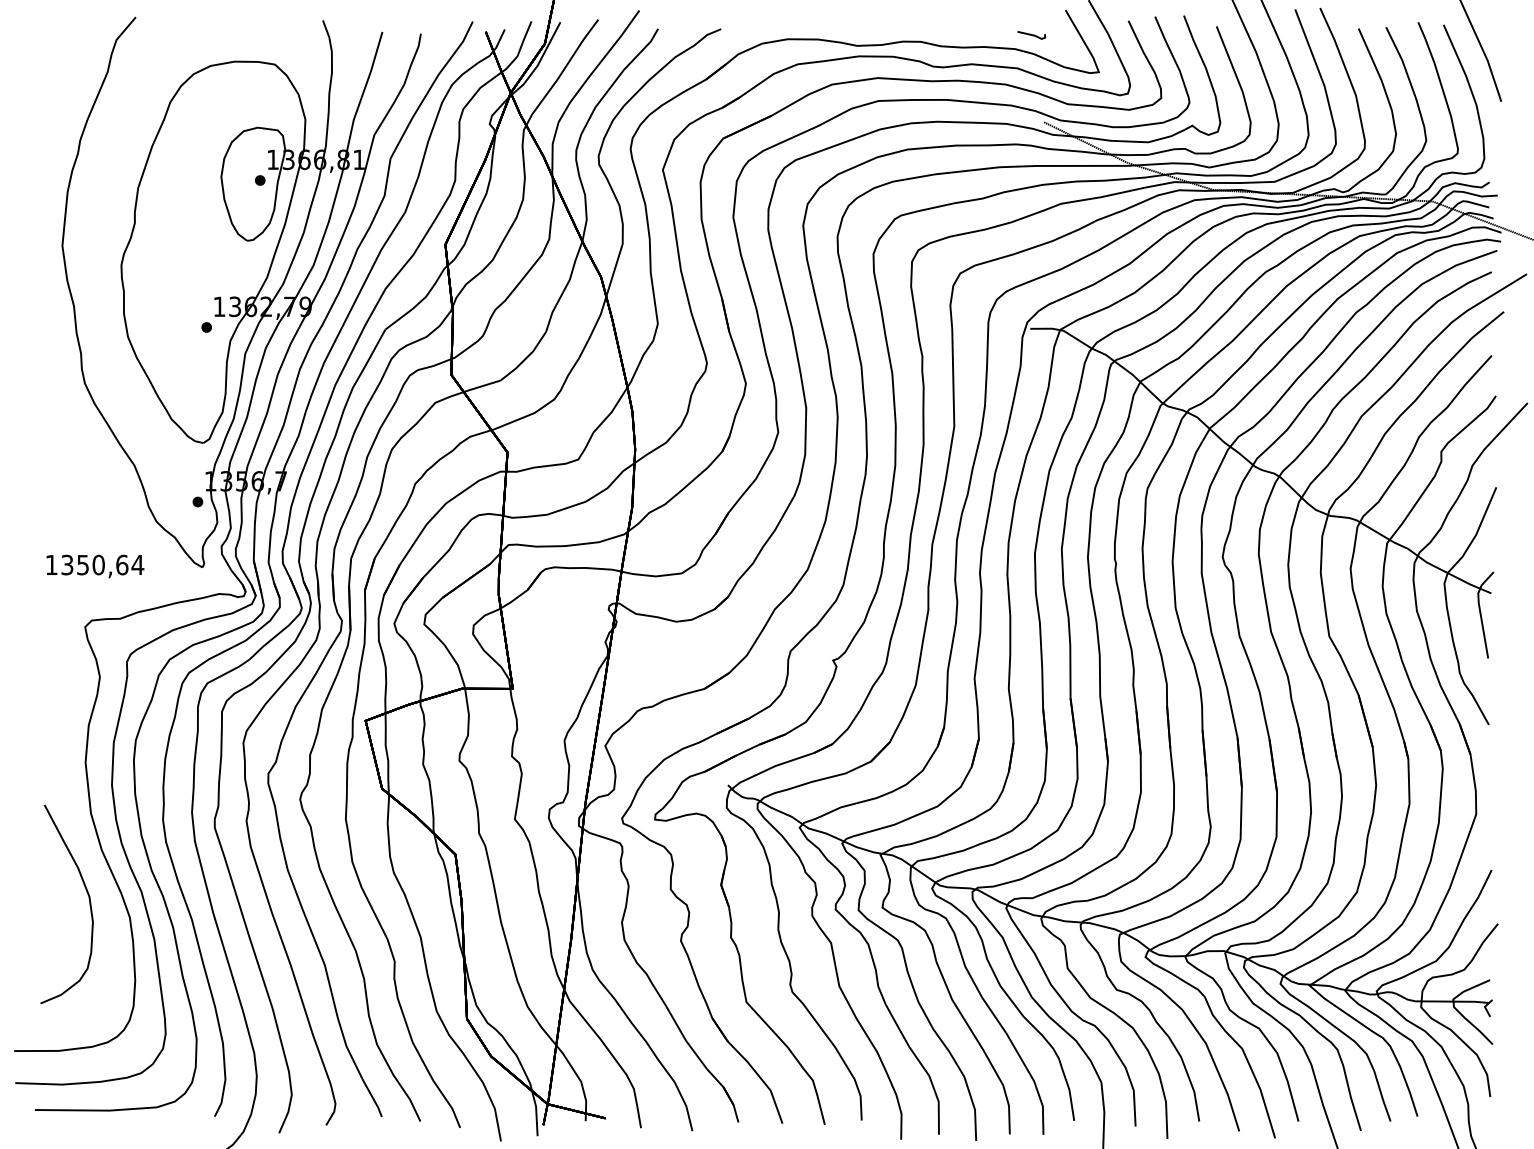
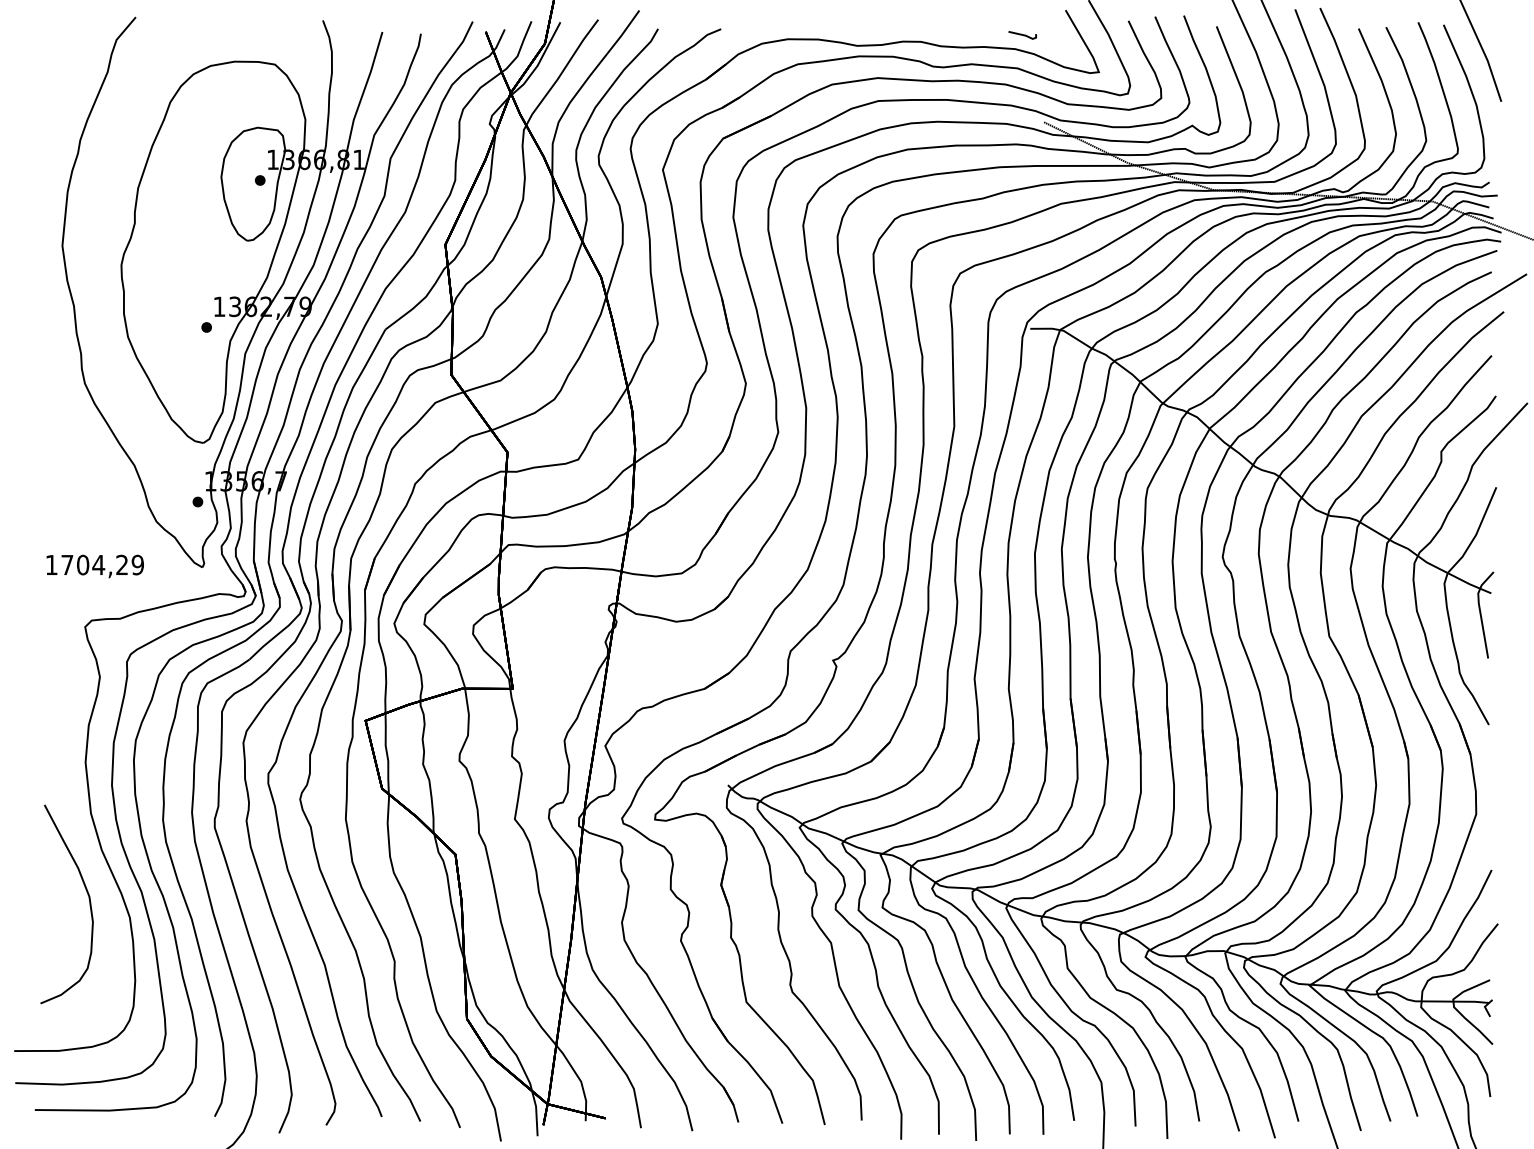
line position: (1031, 35) -> (1022, 35) (1022, 35)
text: 1350,64 -> 1704,29 (102, 564)
